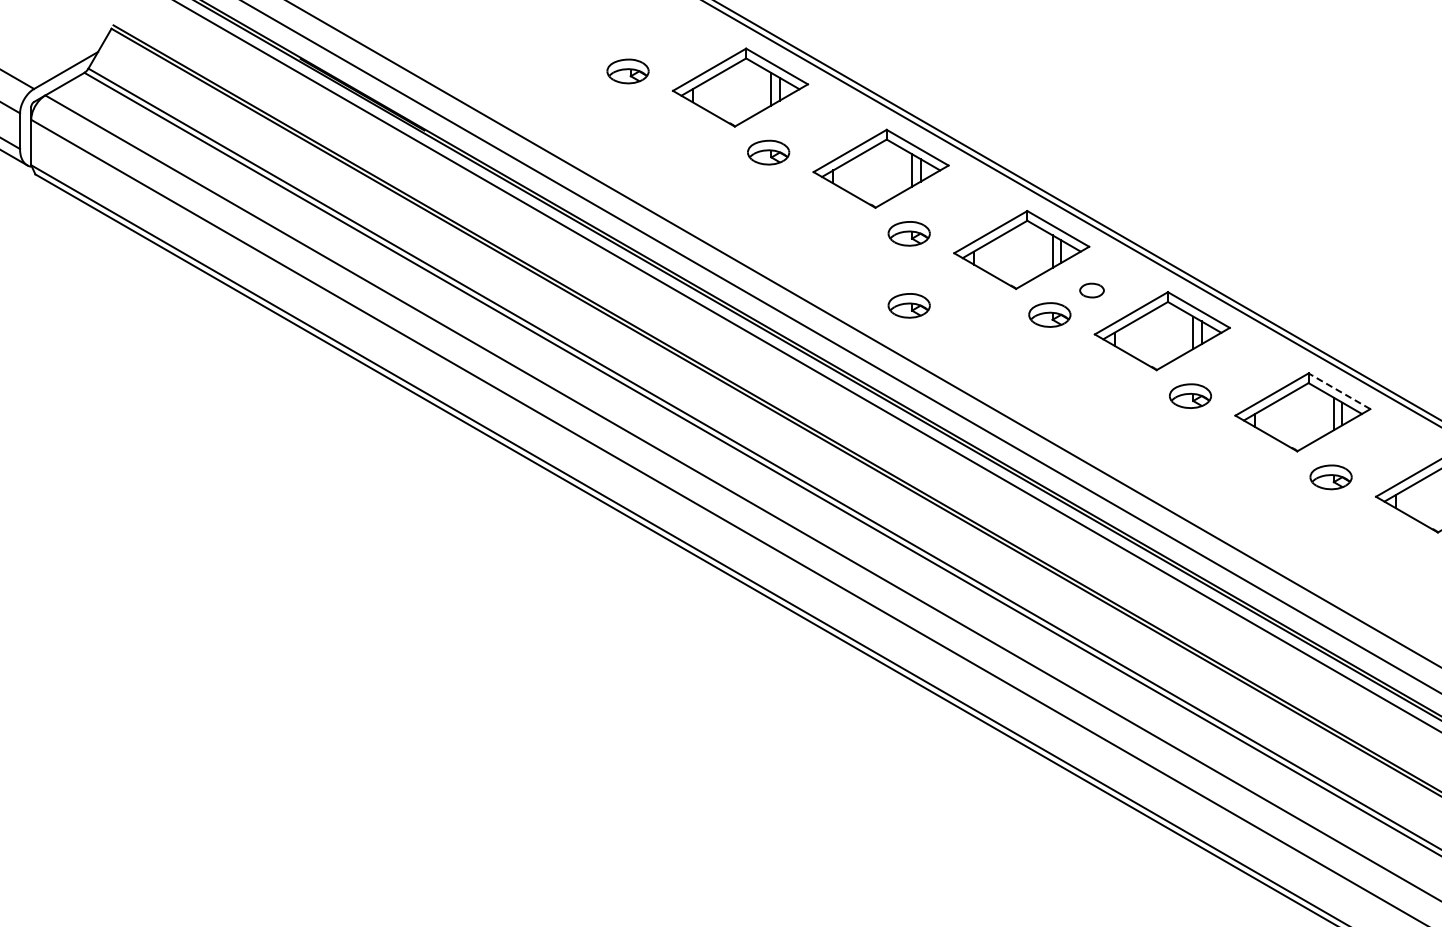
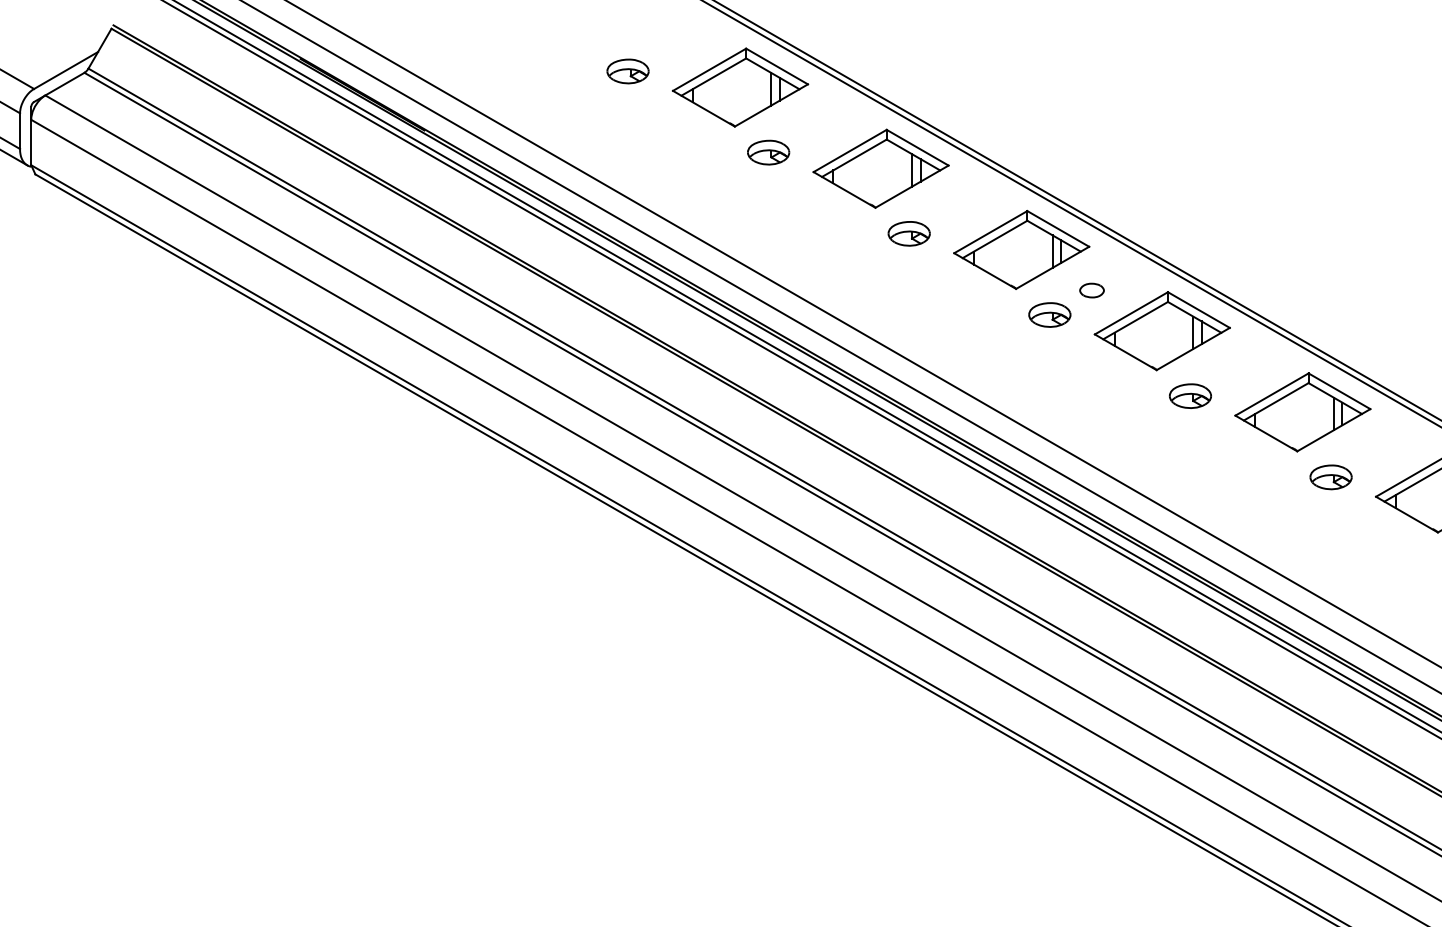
part: present -> none (908, 305)
line: none -> present (801, 369)
line: dashed -> solid (1339, 391)
